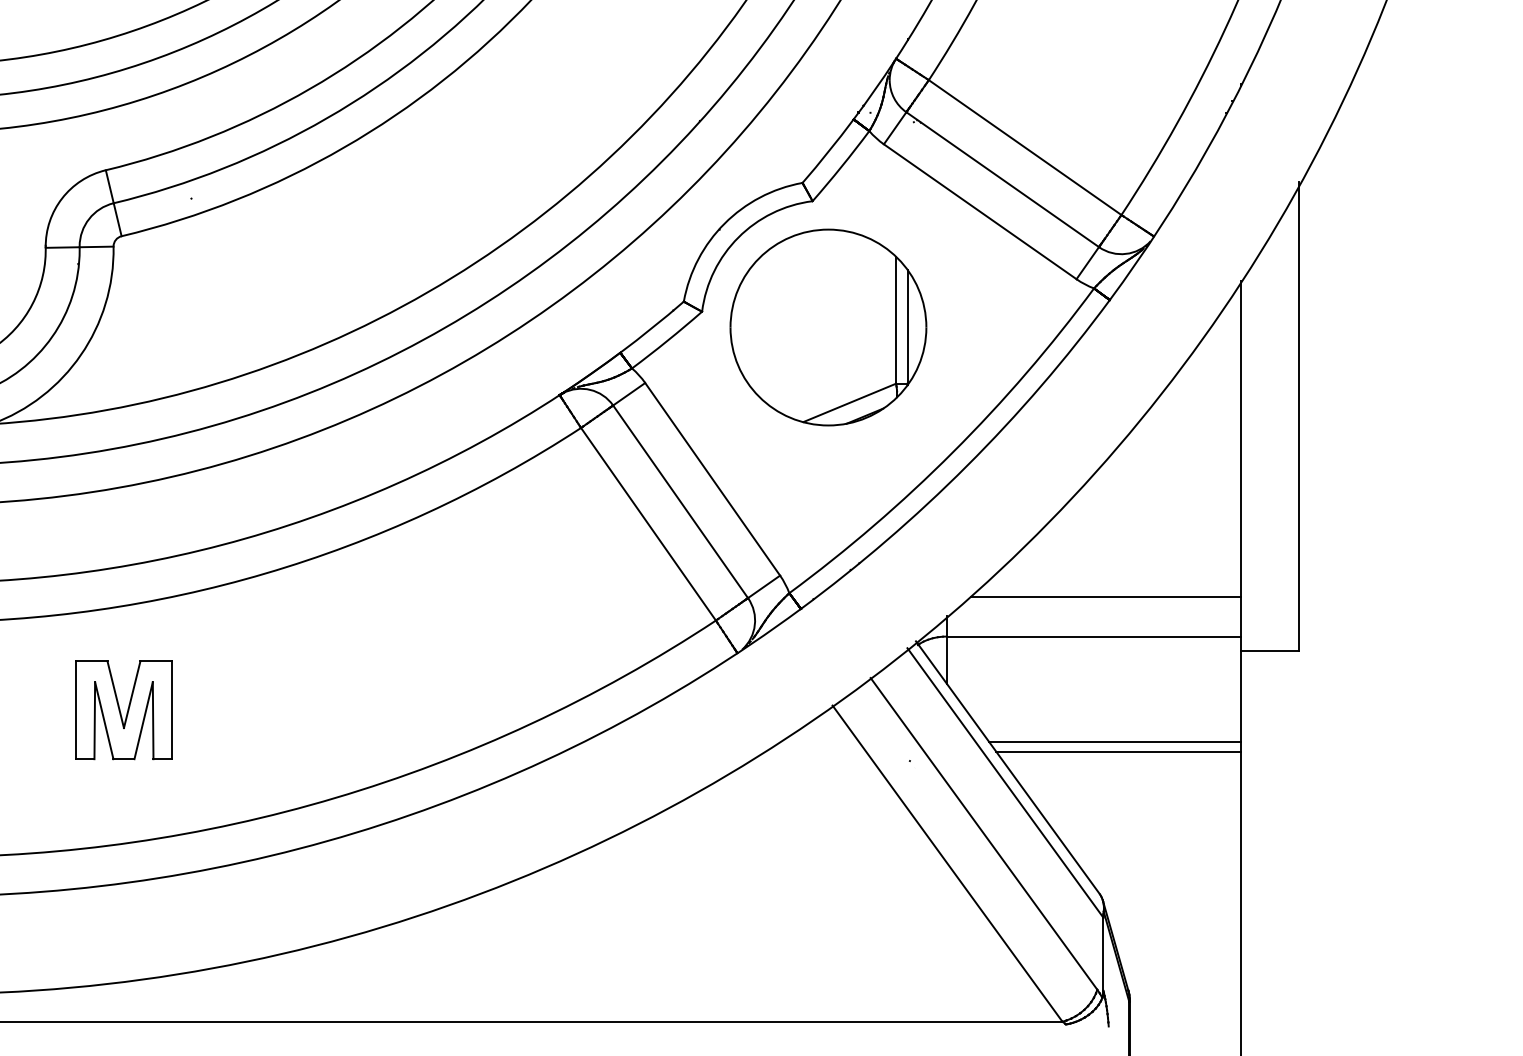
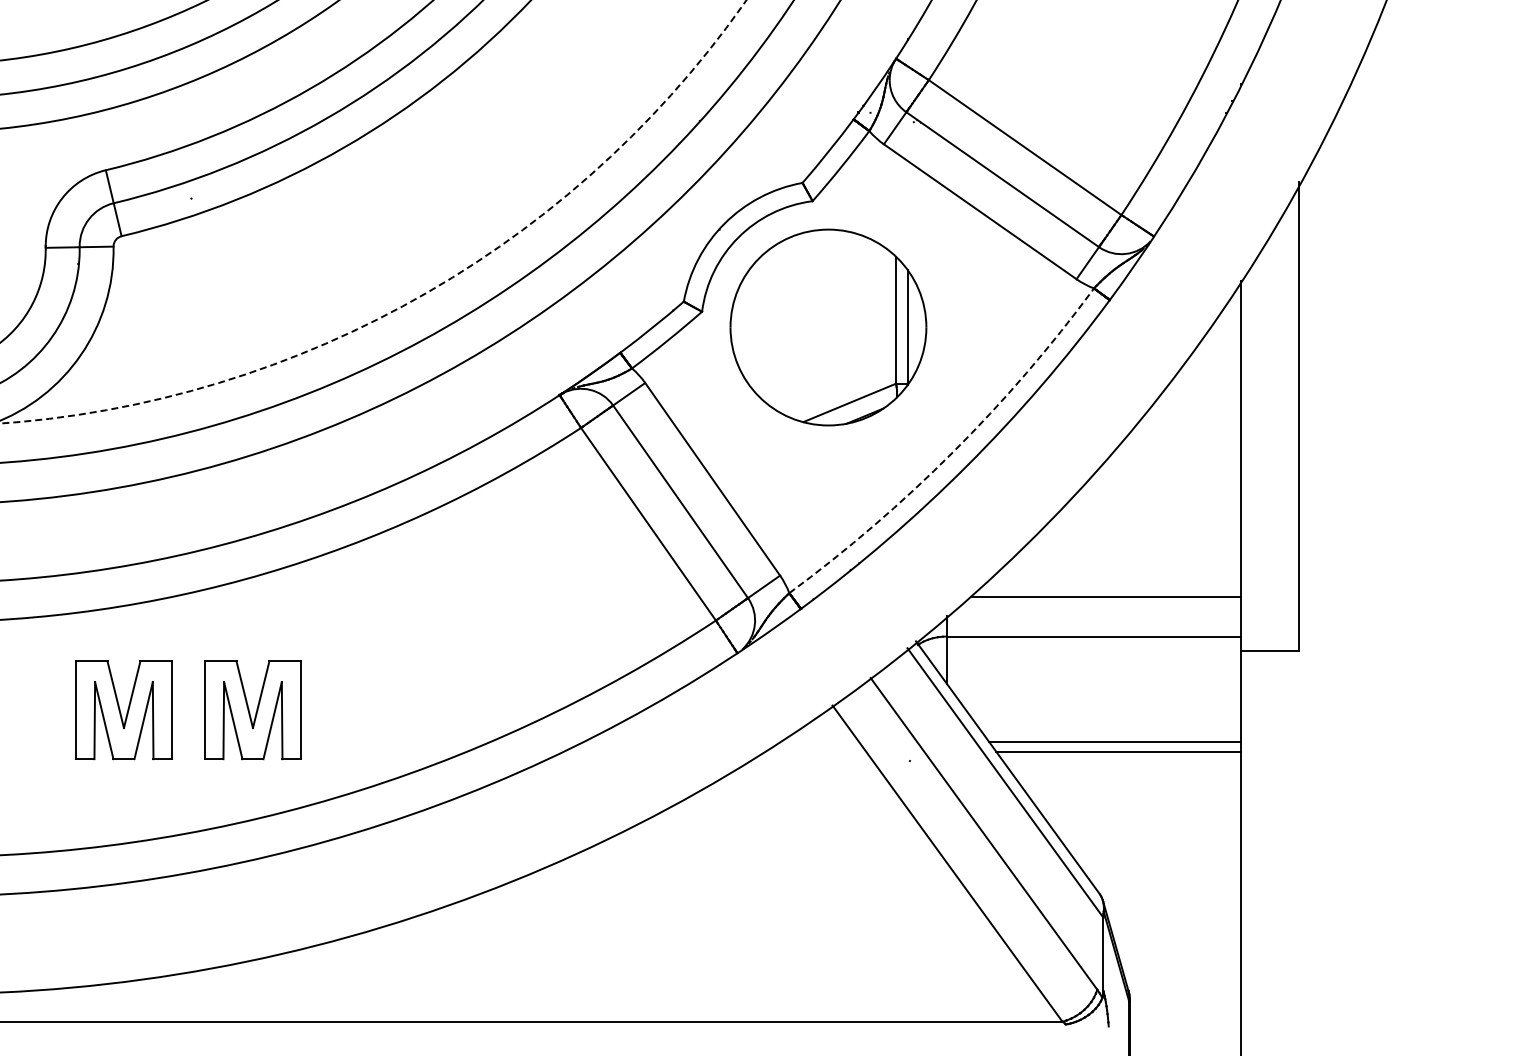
arc: solid -> dashed (421, 295)
arc: solid -> dashed (953, 452)
part: none -> present (252, 710)
